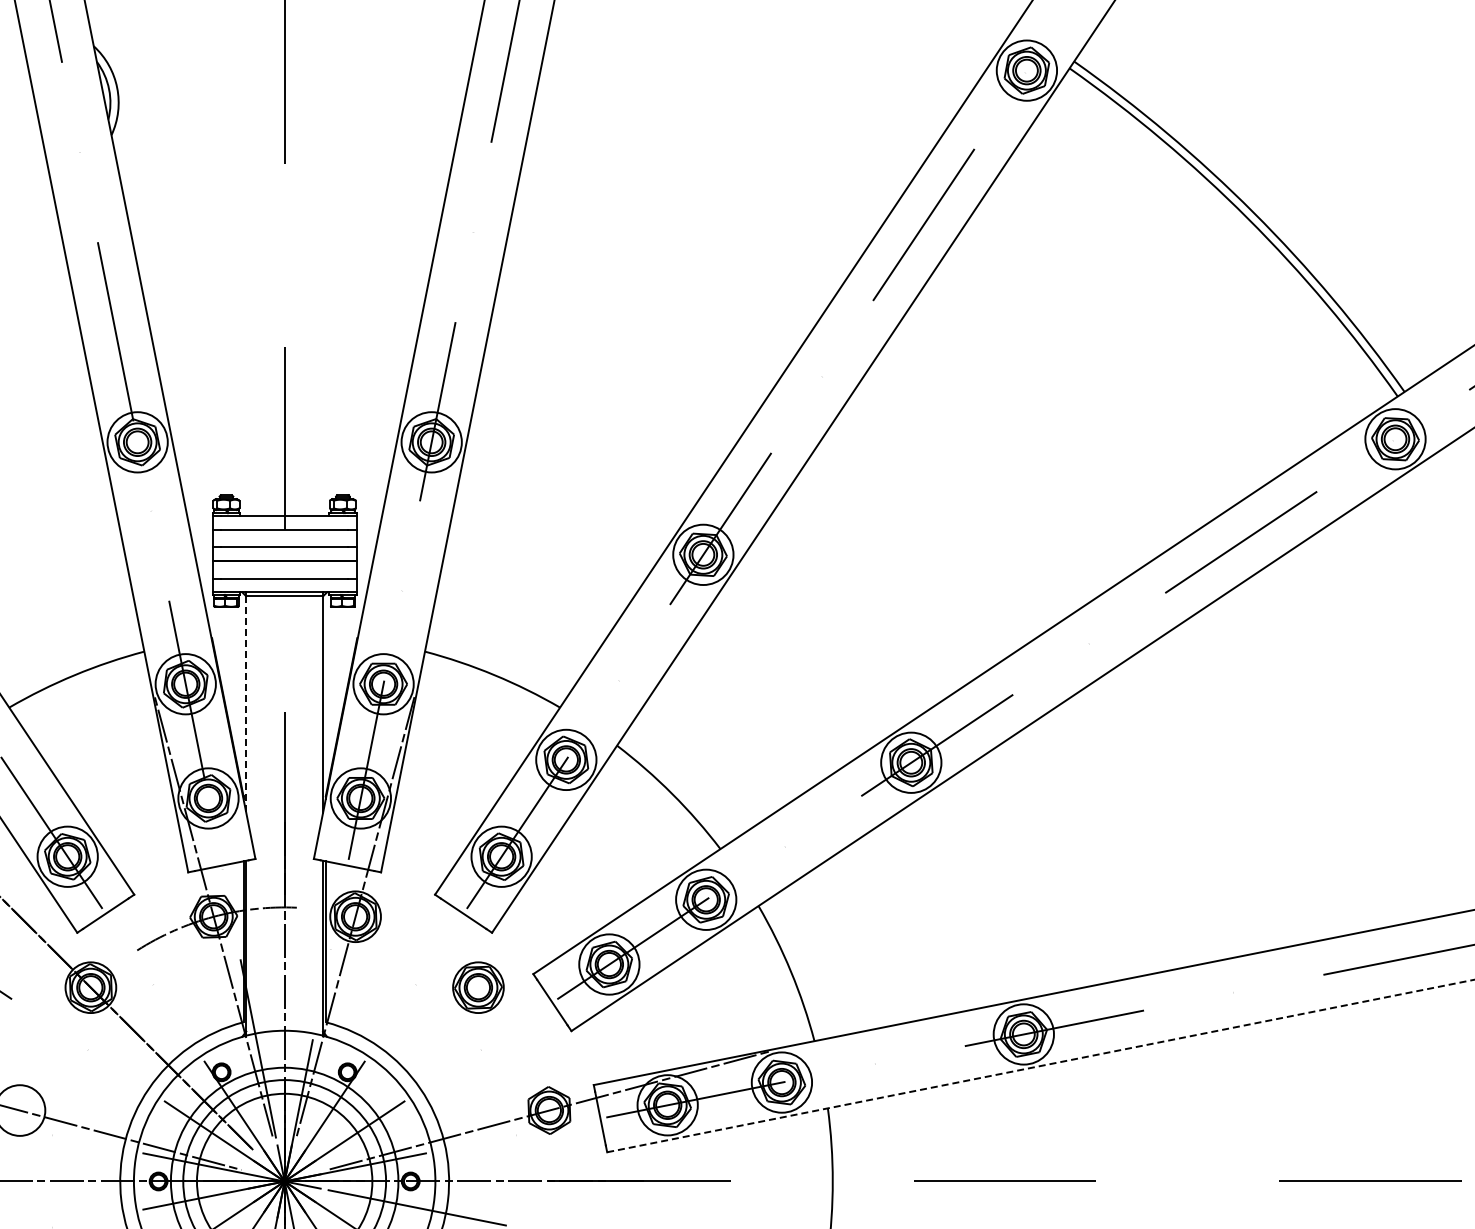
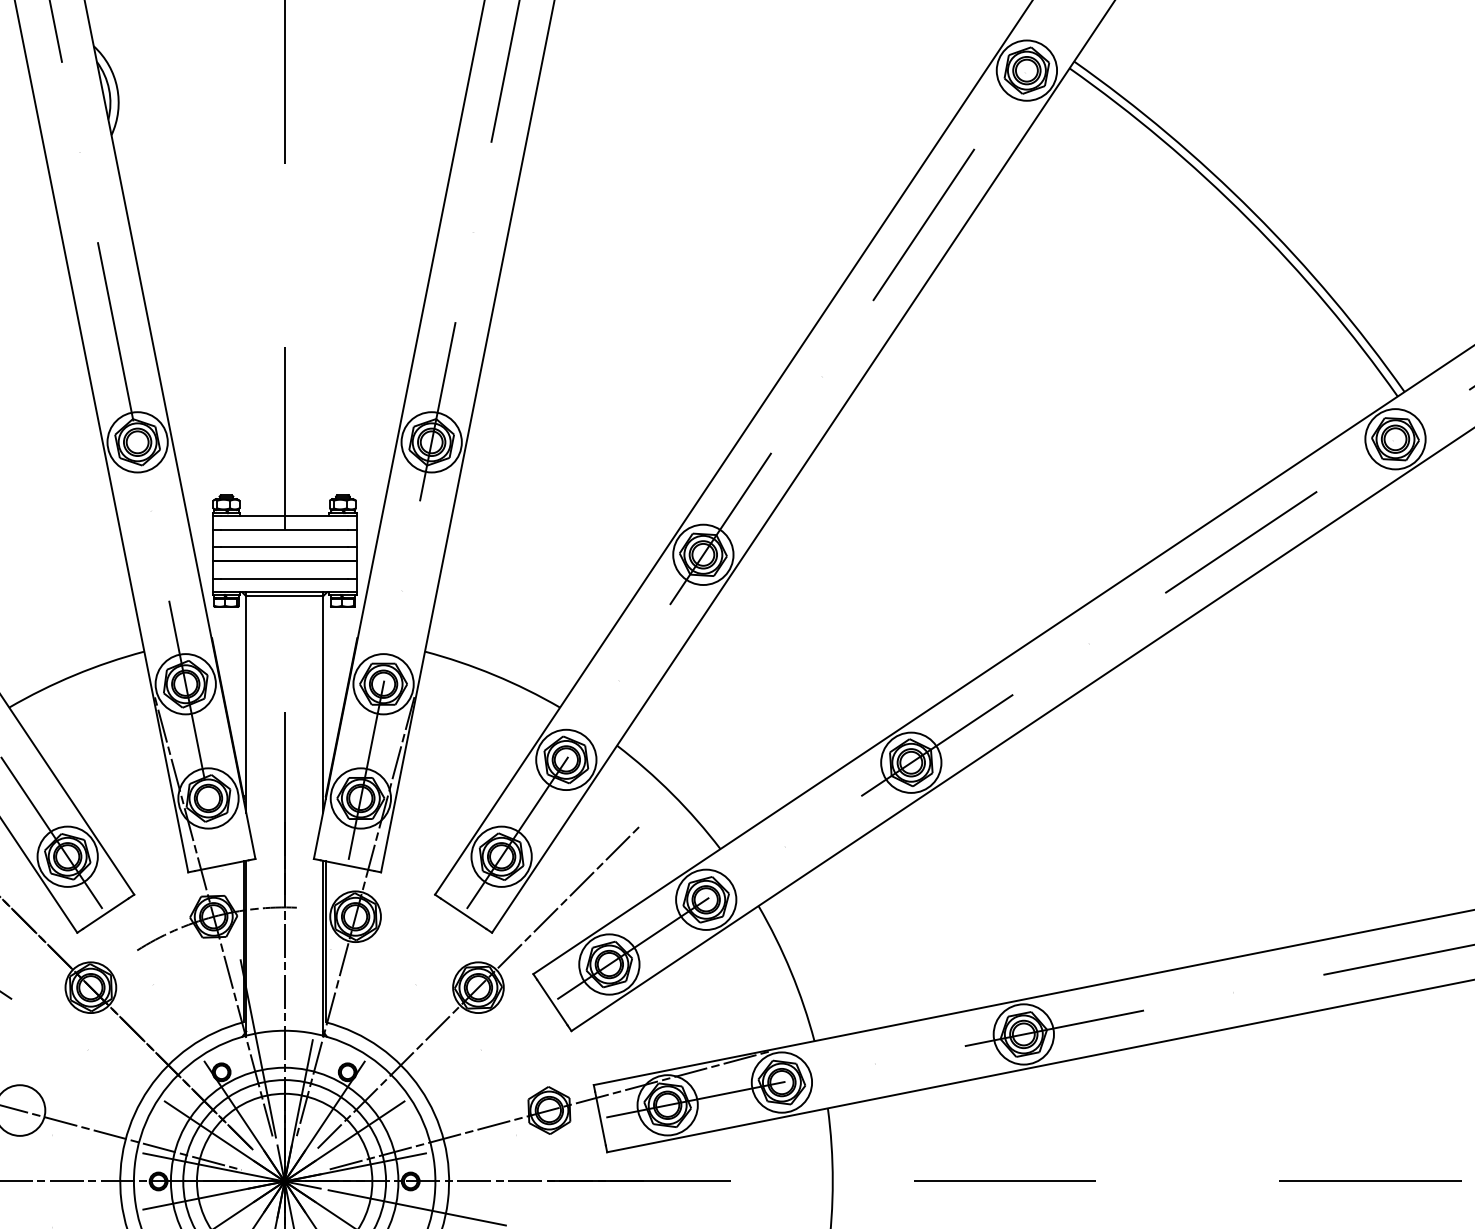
line: dashed -> solid (246, 705)
line: none -> present (478, 987)
line: dashed -> solid (1041, 1065)
